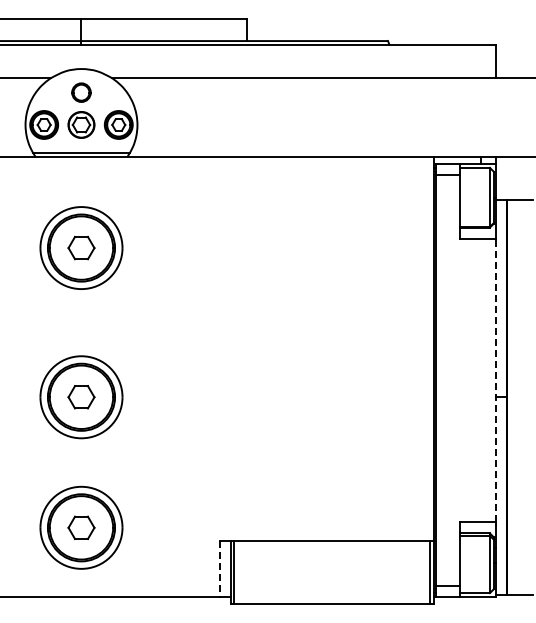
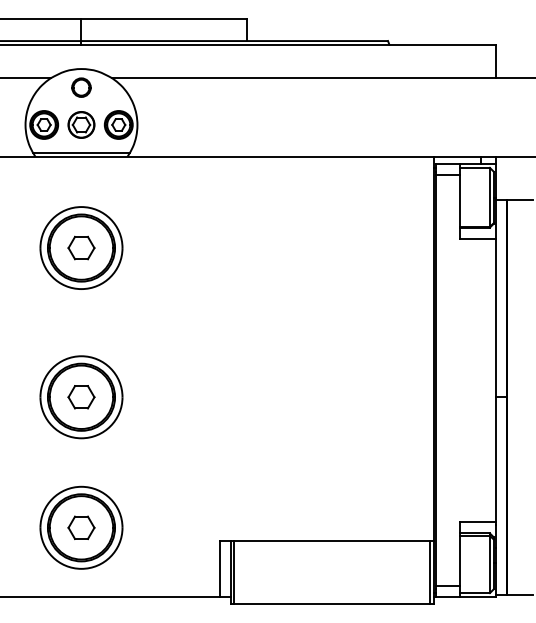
part position: (81, 92) -> (81, 87) (81, 87)
line: dashed -> solid (495, 380)
line: dashed -> solid (219, 568)
